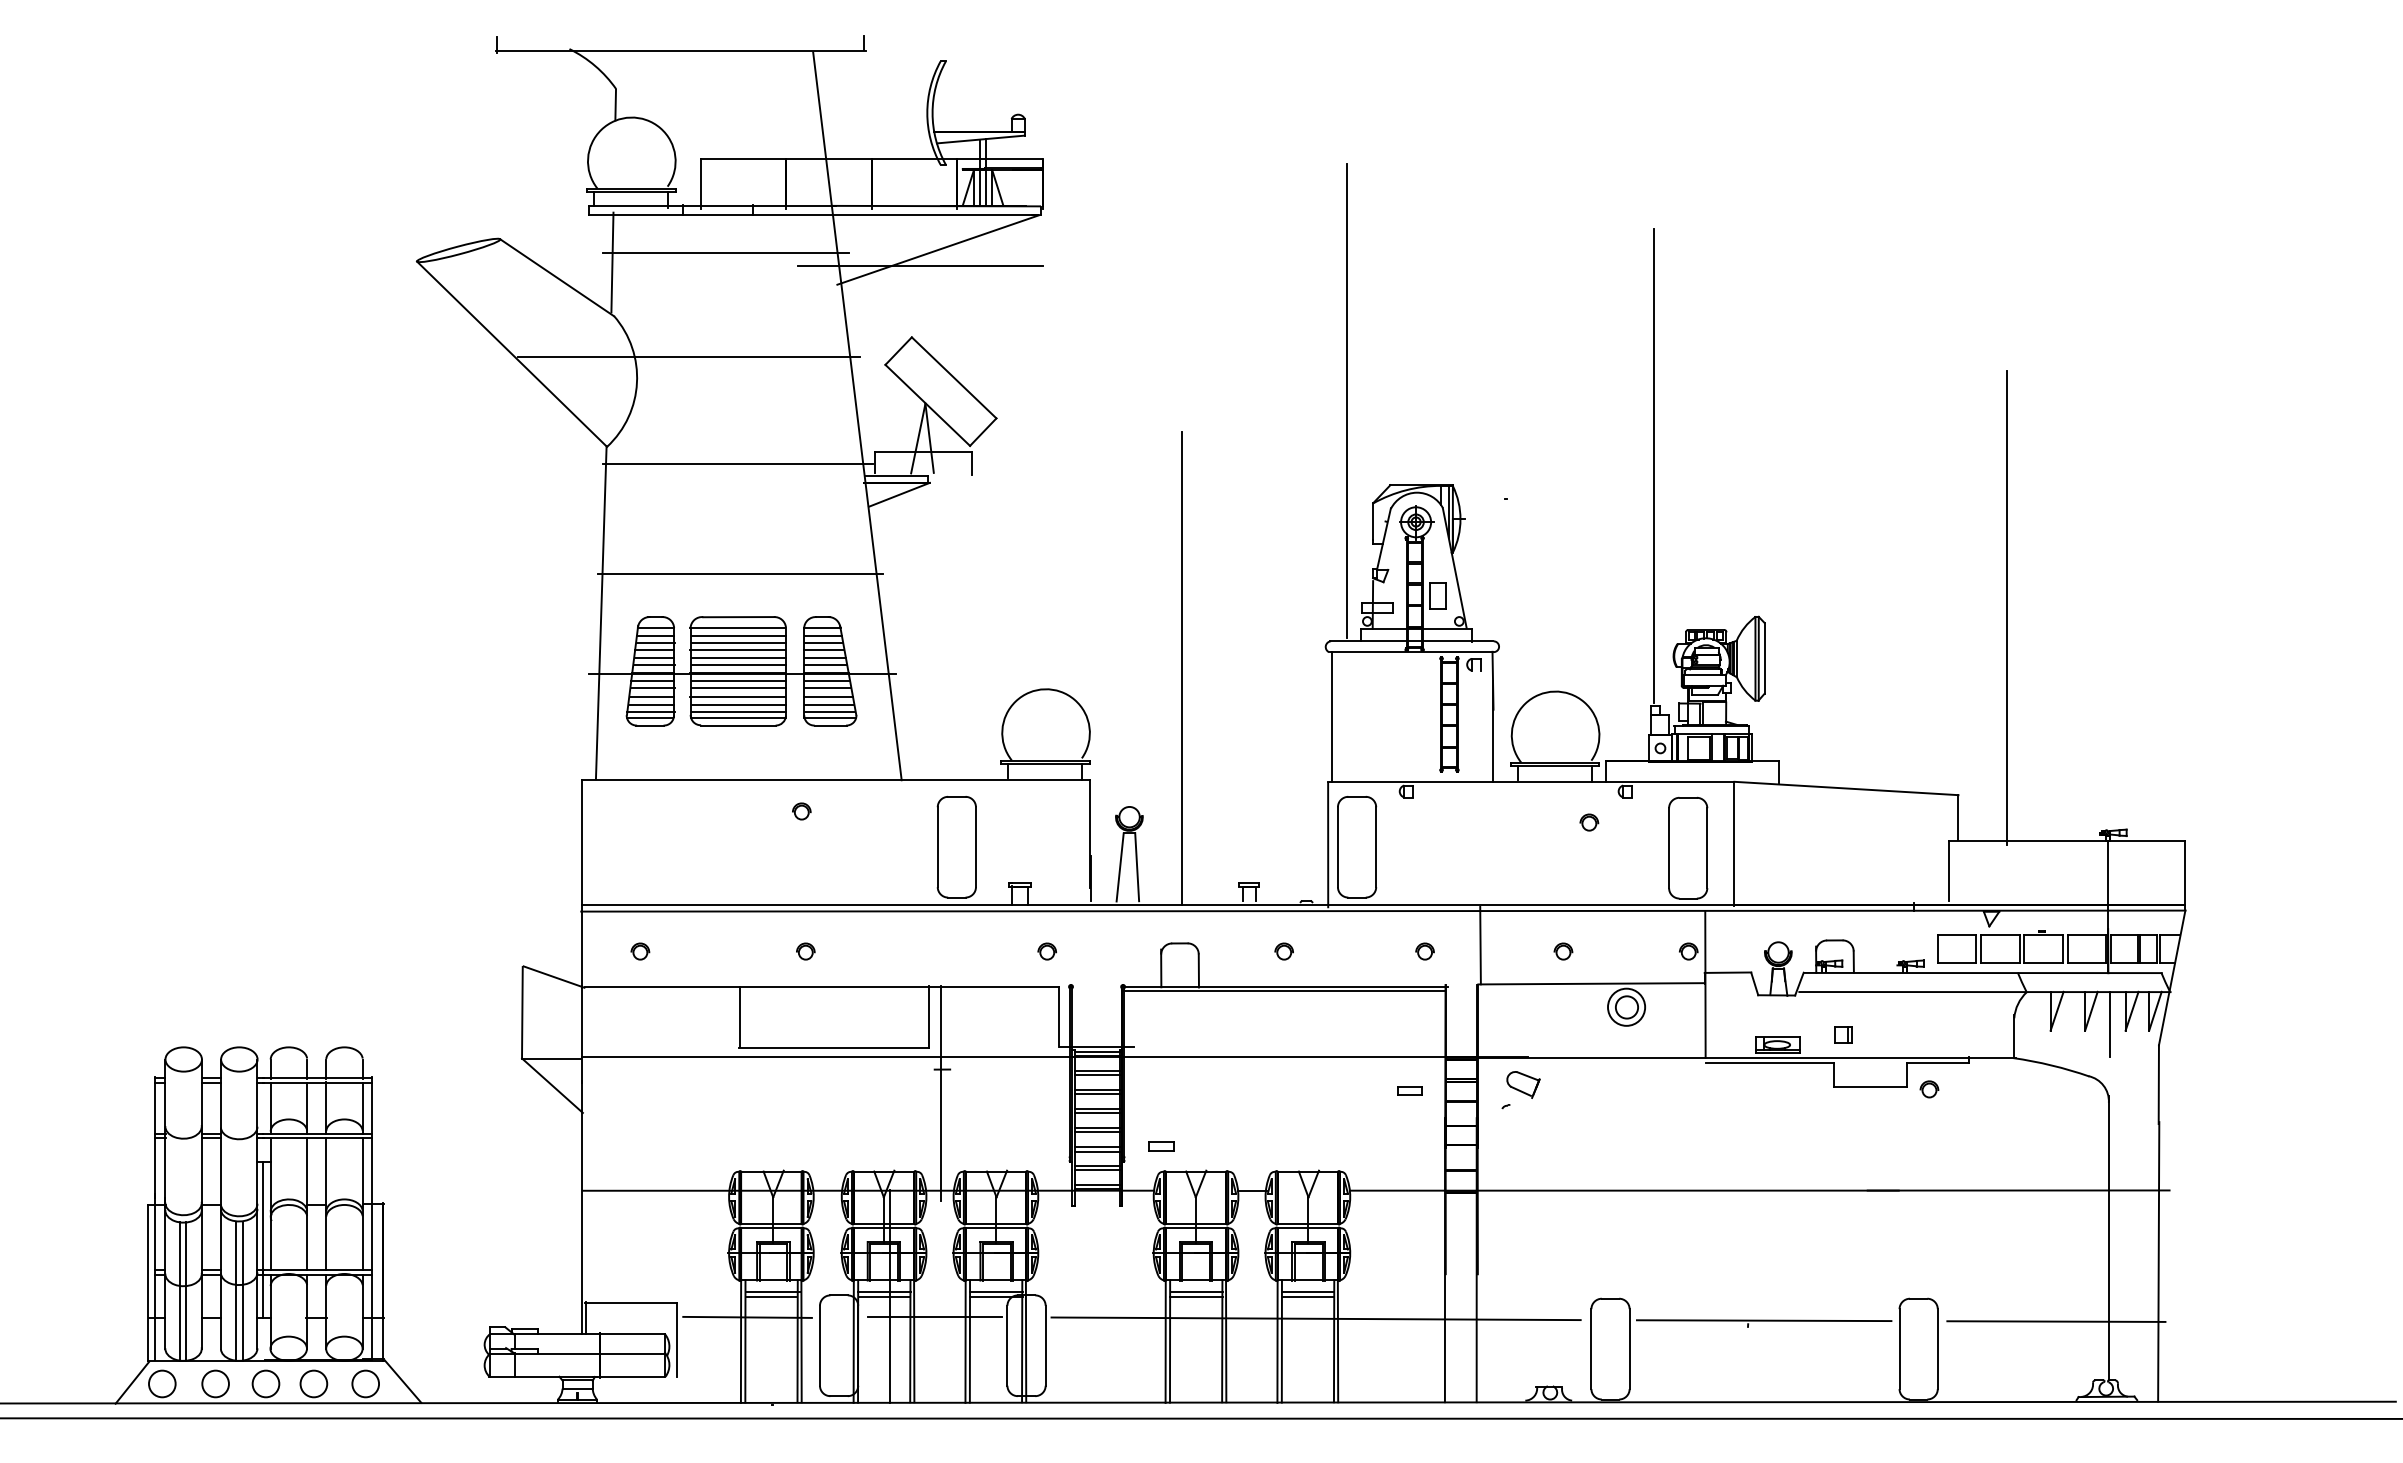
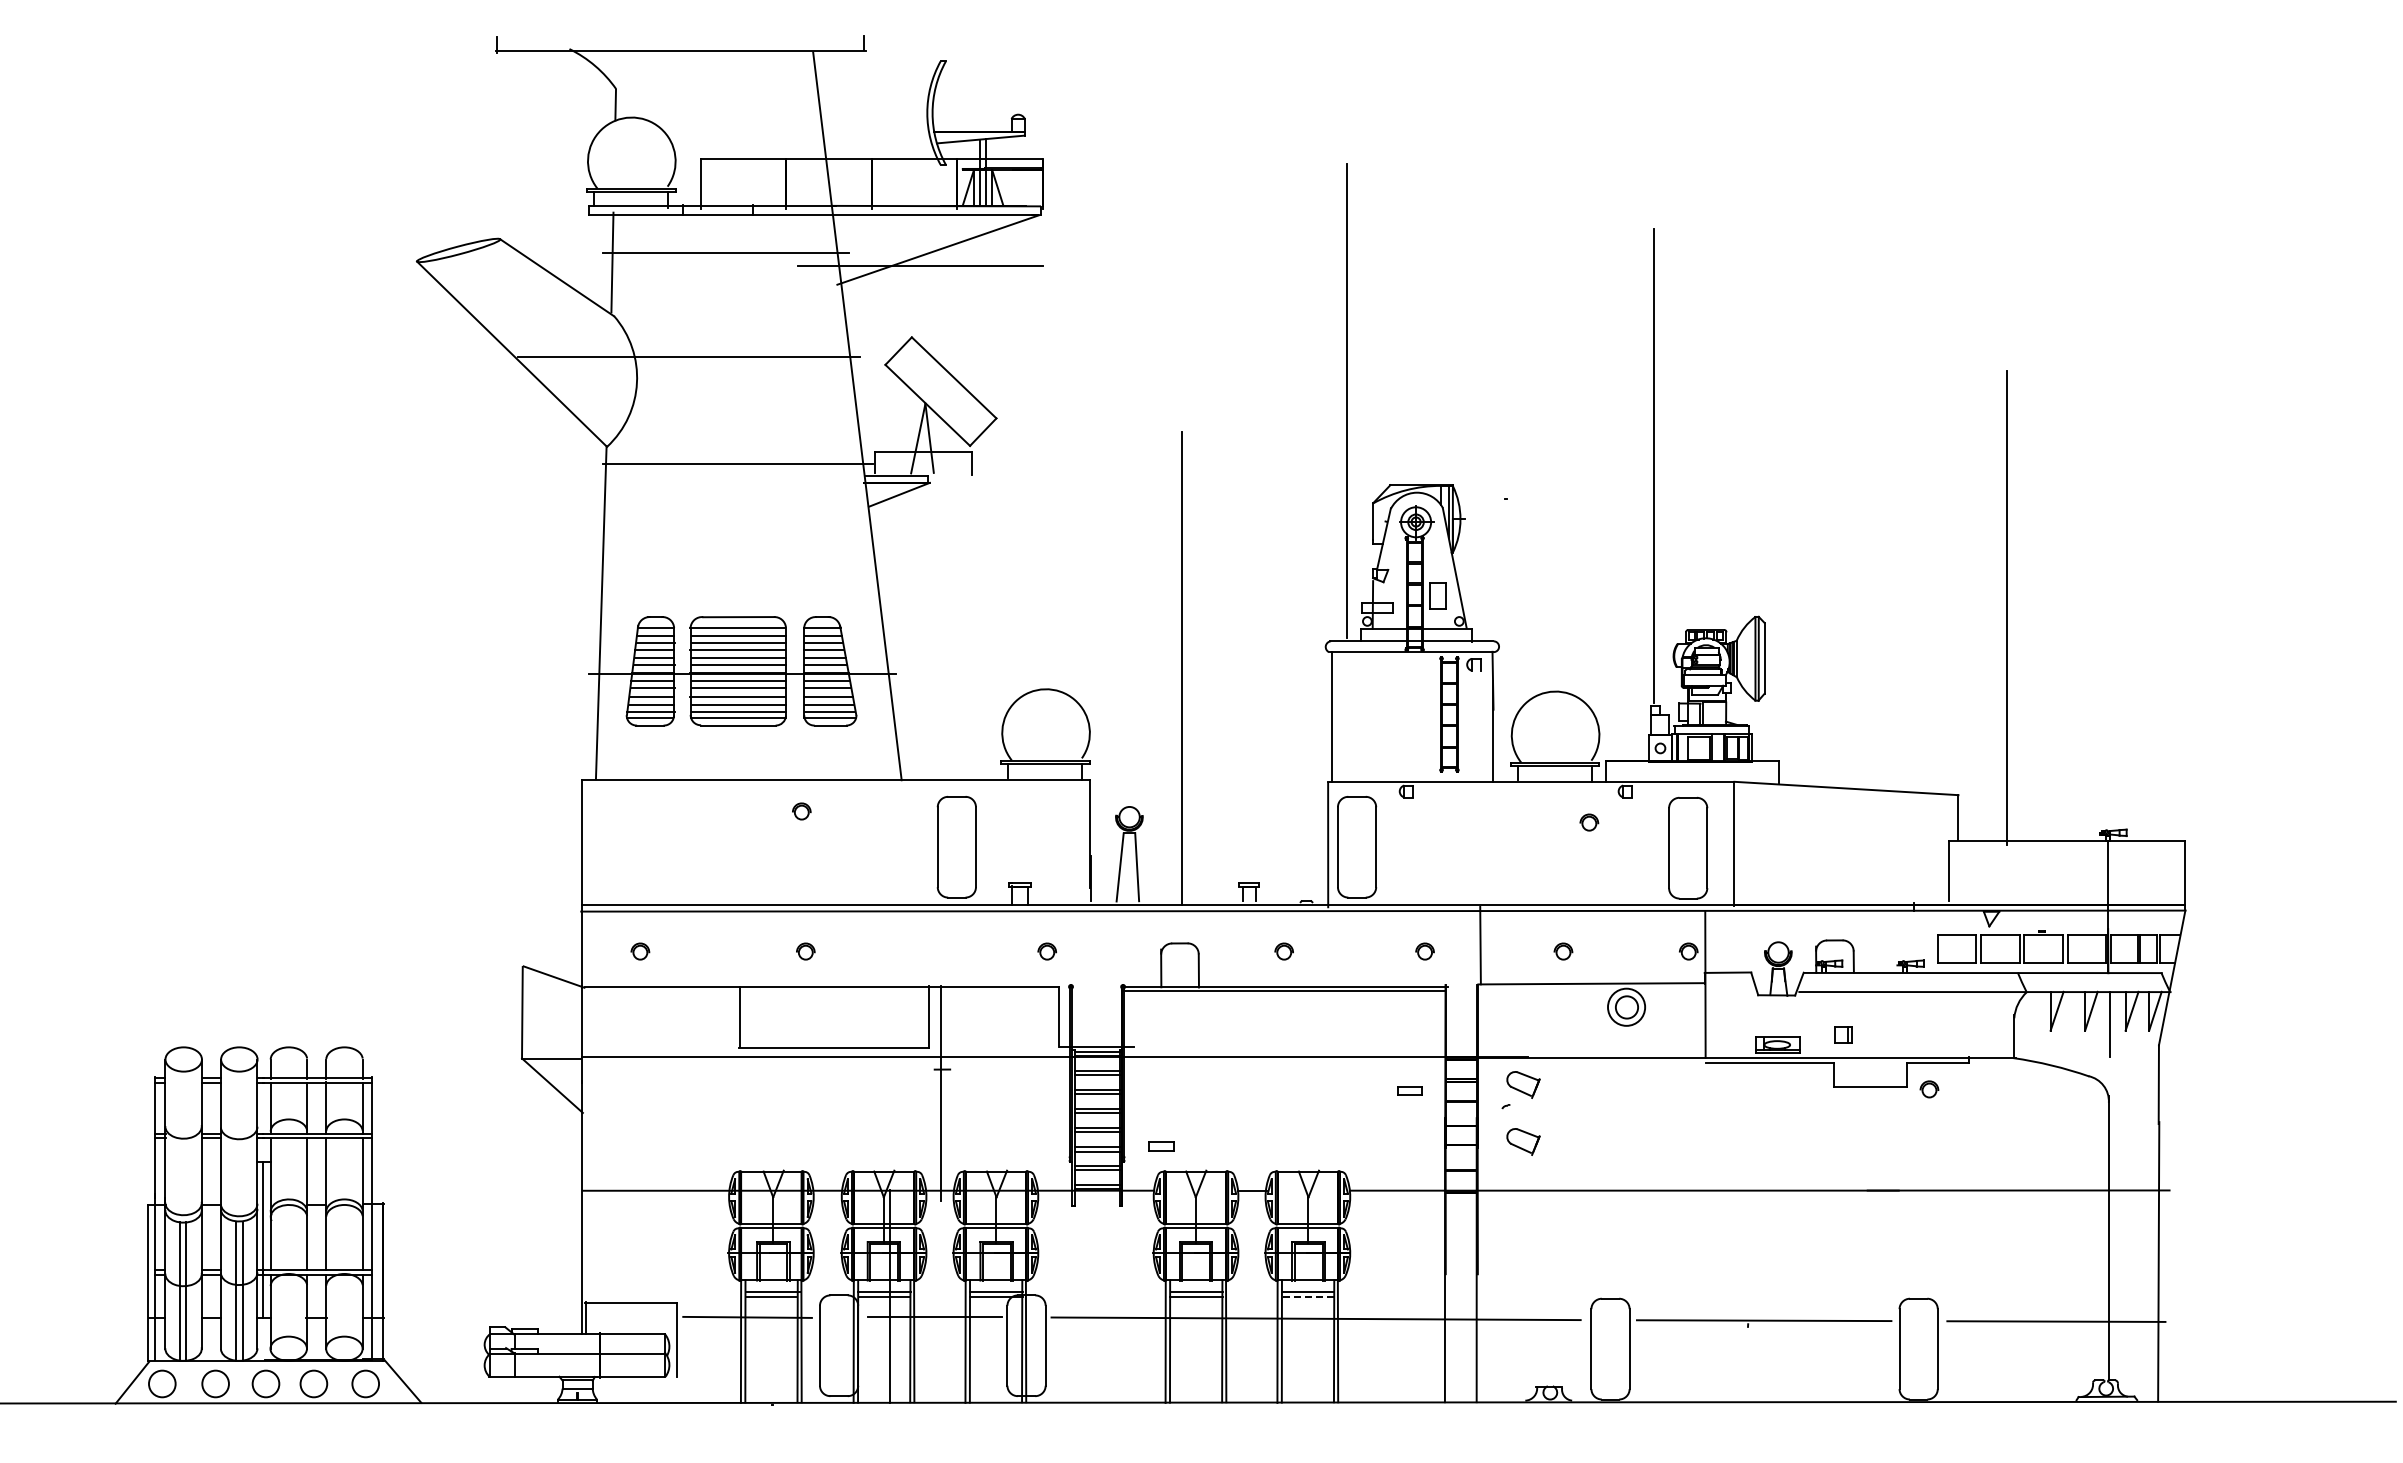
line: present -> none (739, 574)
part: none -> present (1523, 1141)
line: solid -> dashed (1308, 1297)
line: present -> none (1200, 1418)
